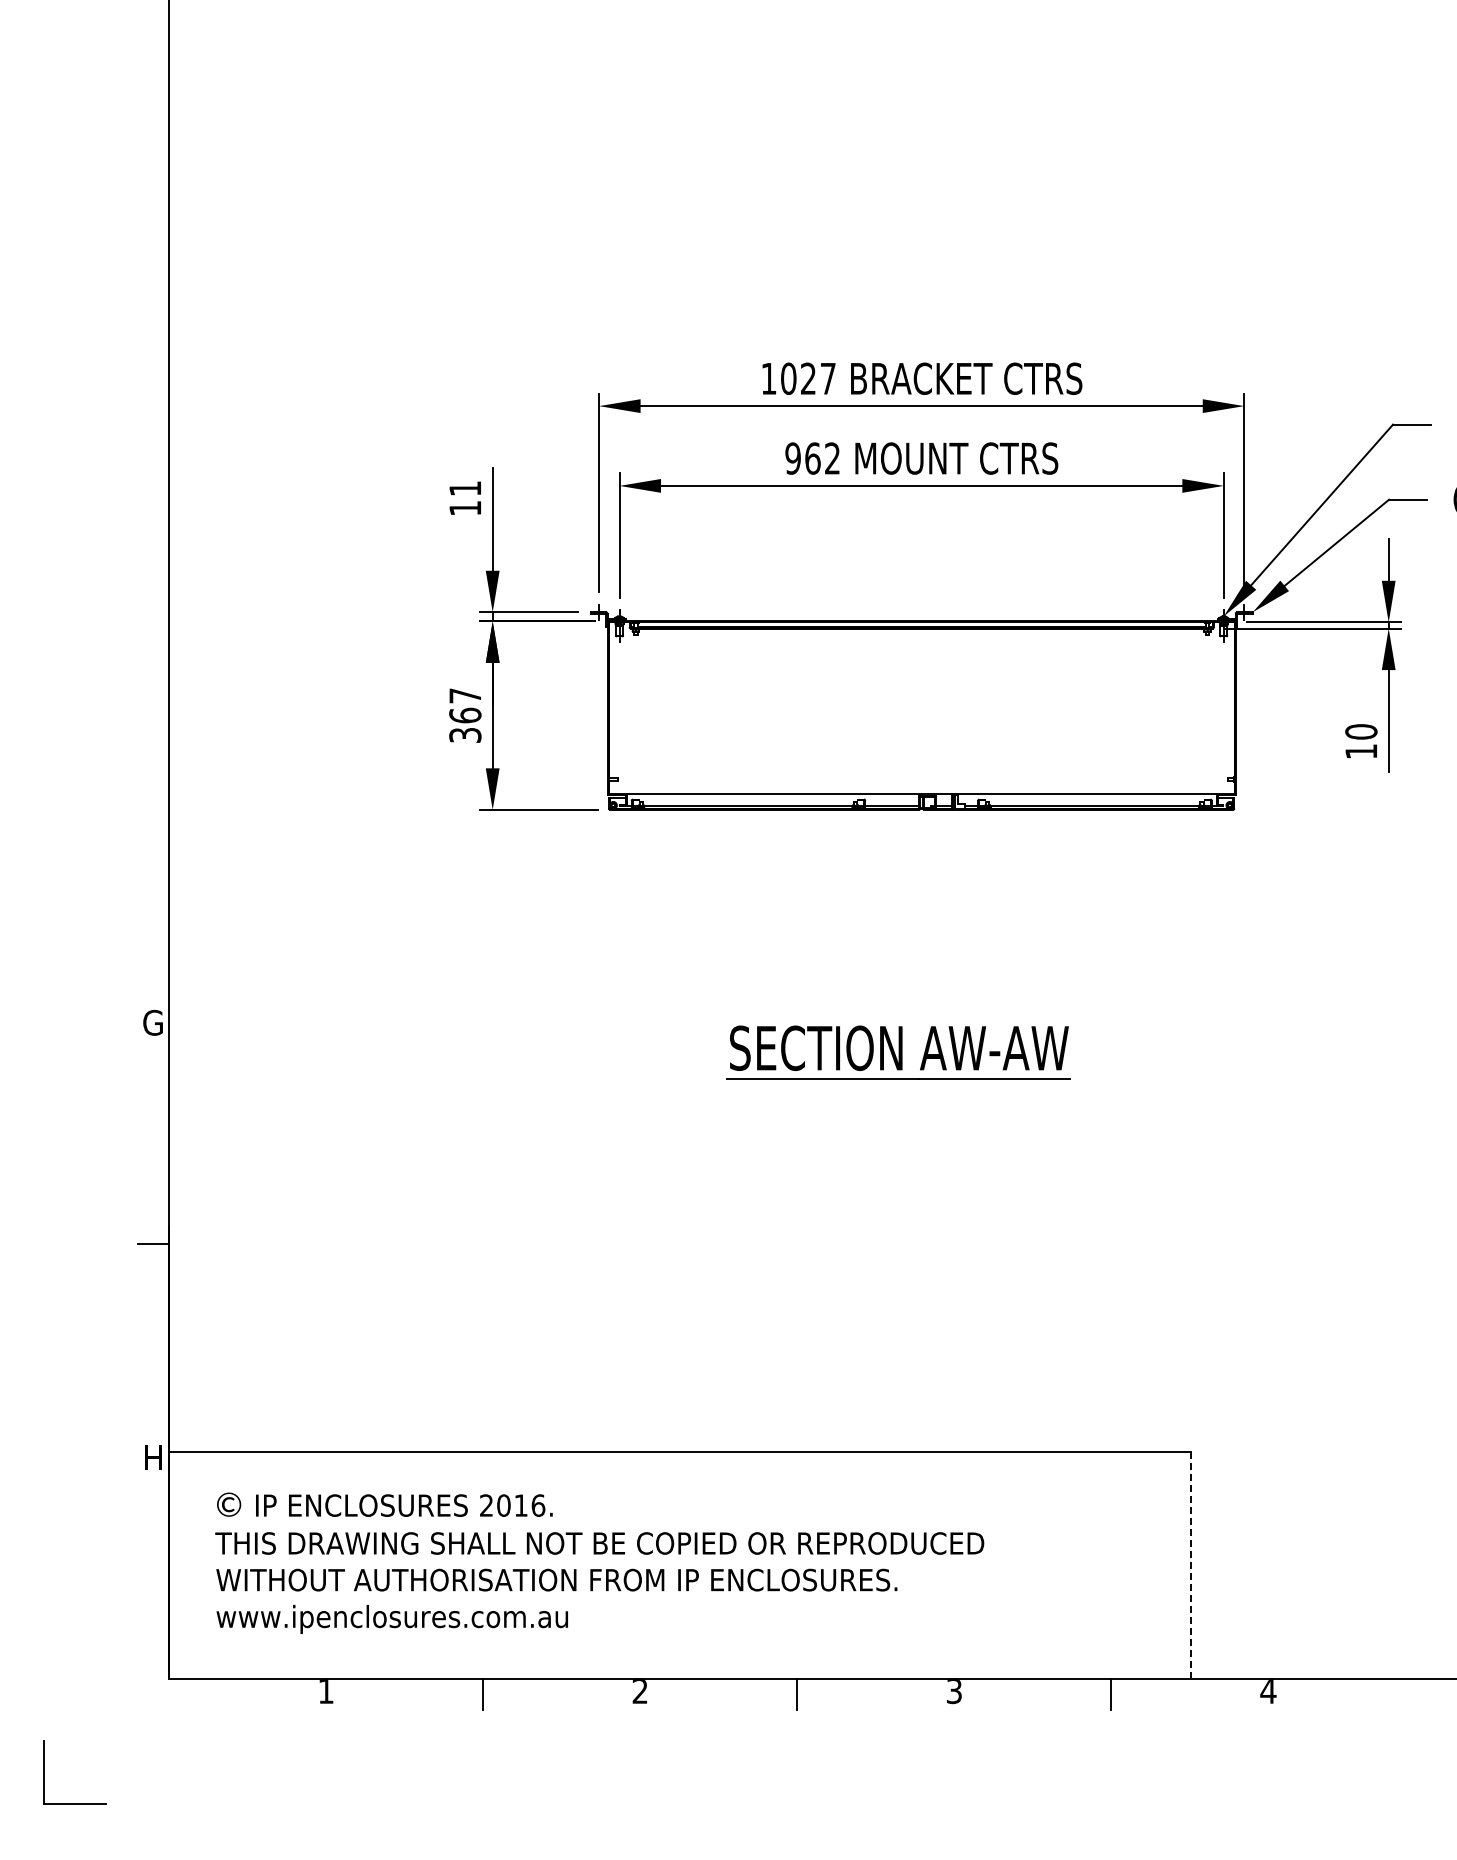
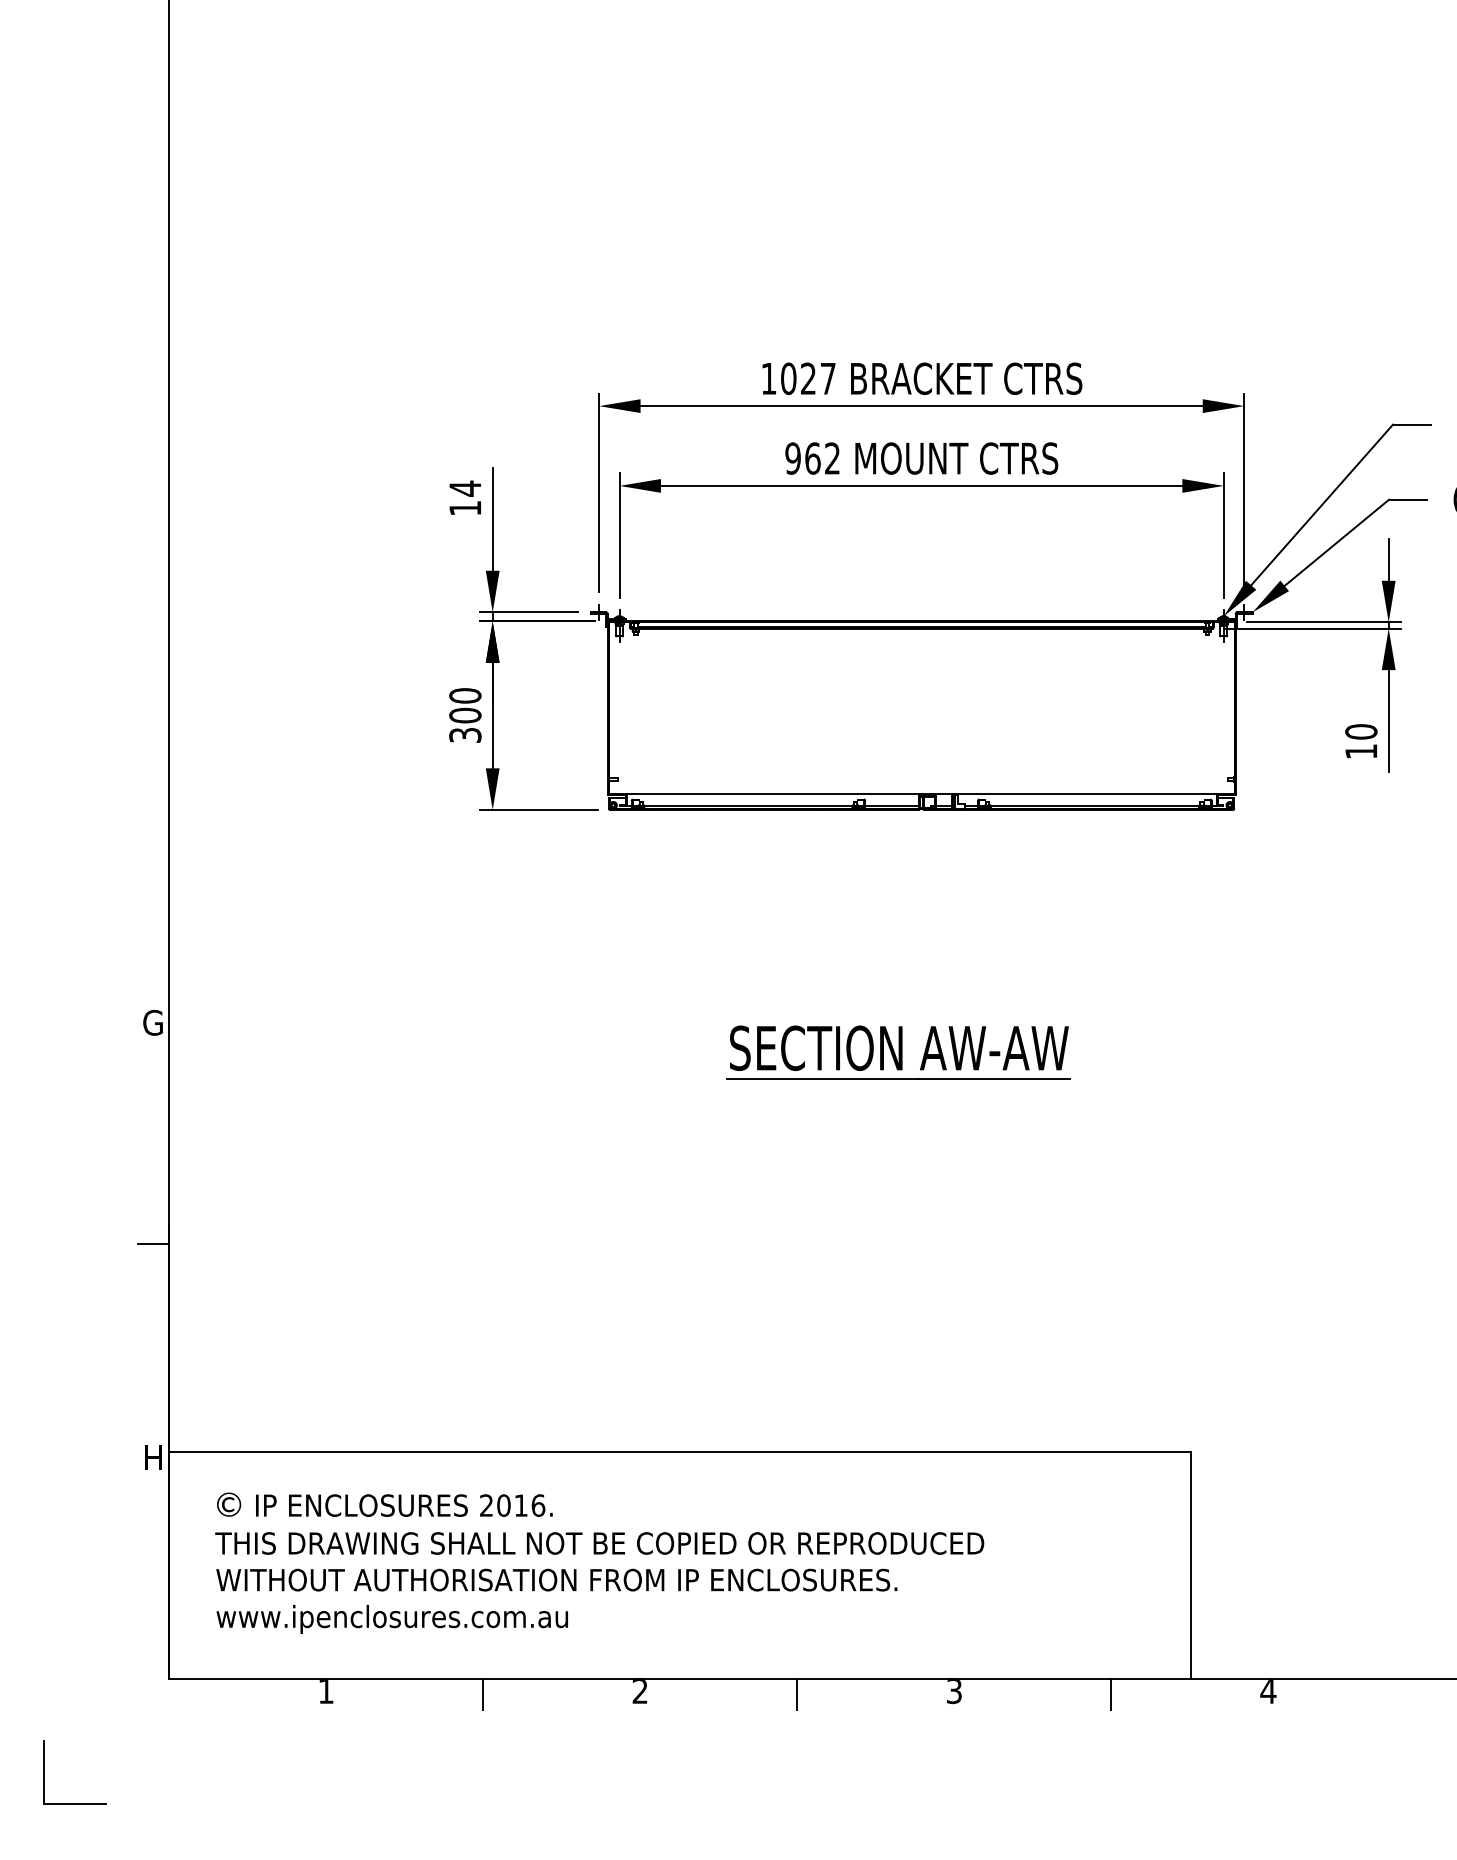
text: 11 -> 14 (464, 488)
text: 367 -> 300 (465, 705)
line: dashed -> solid (1190, 1564)
